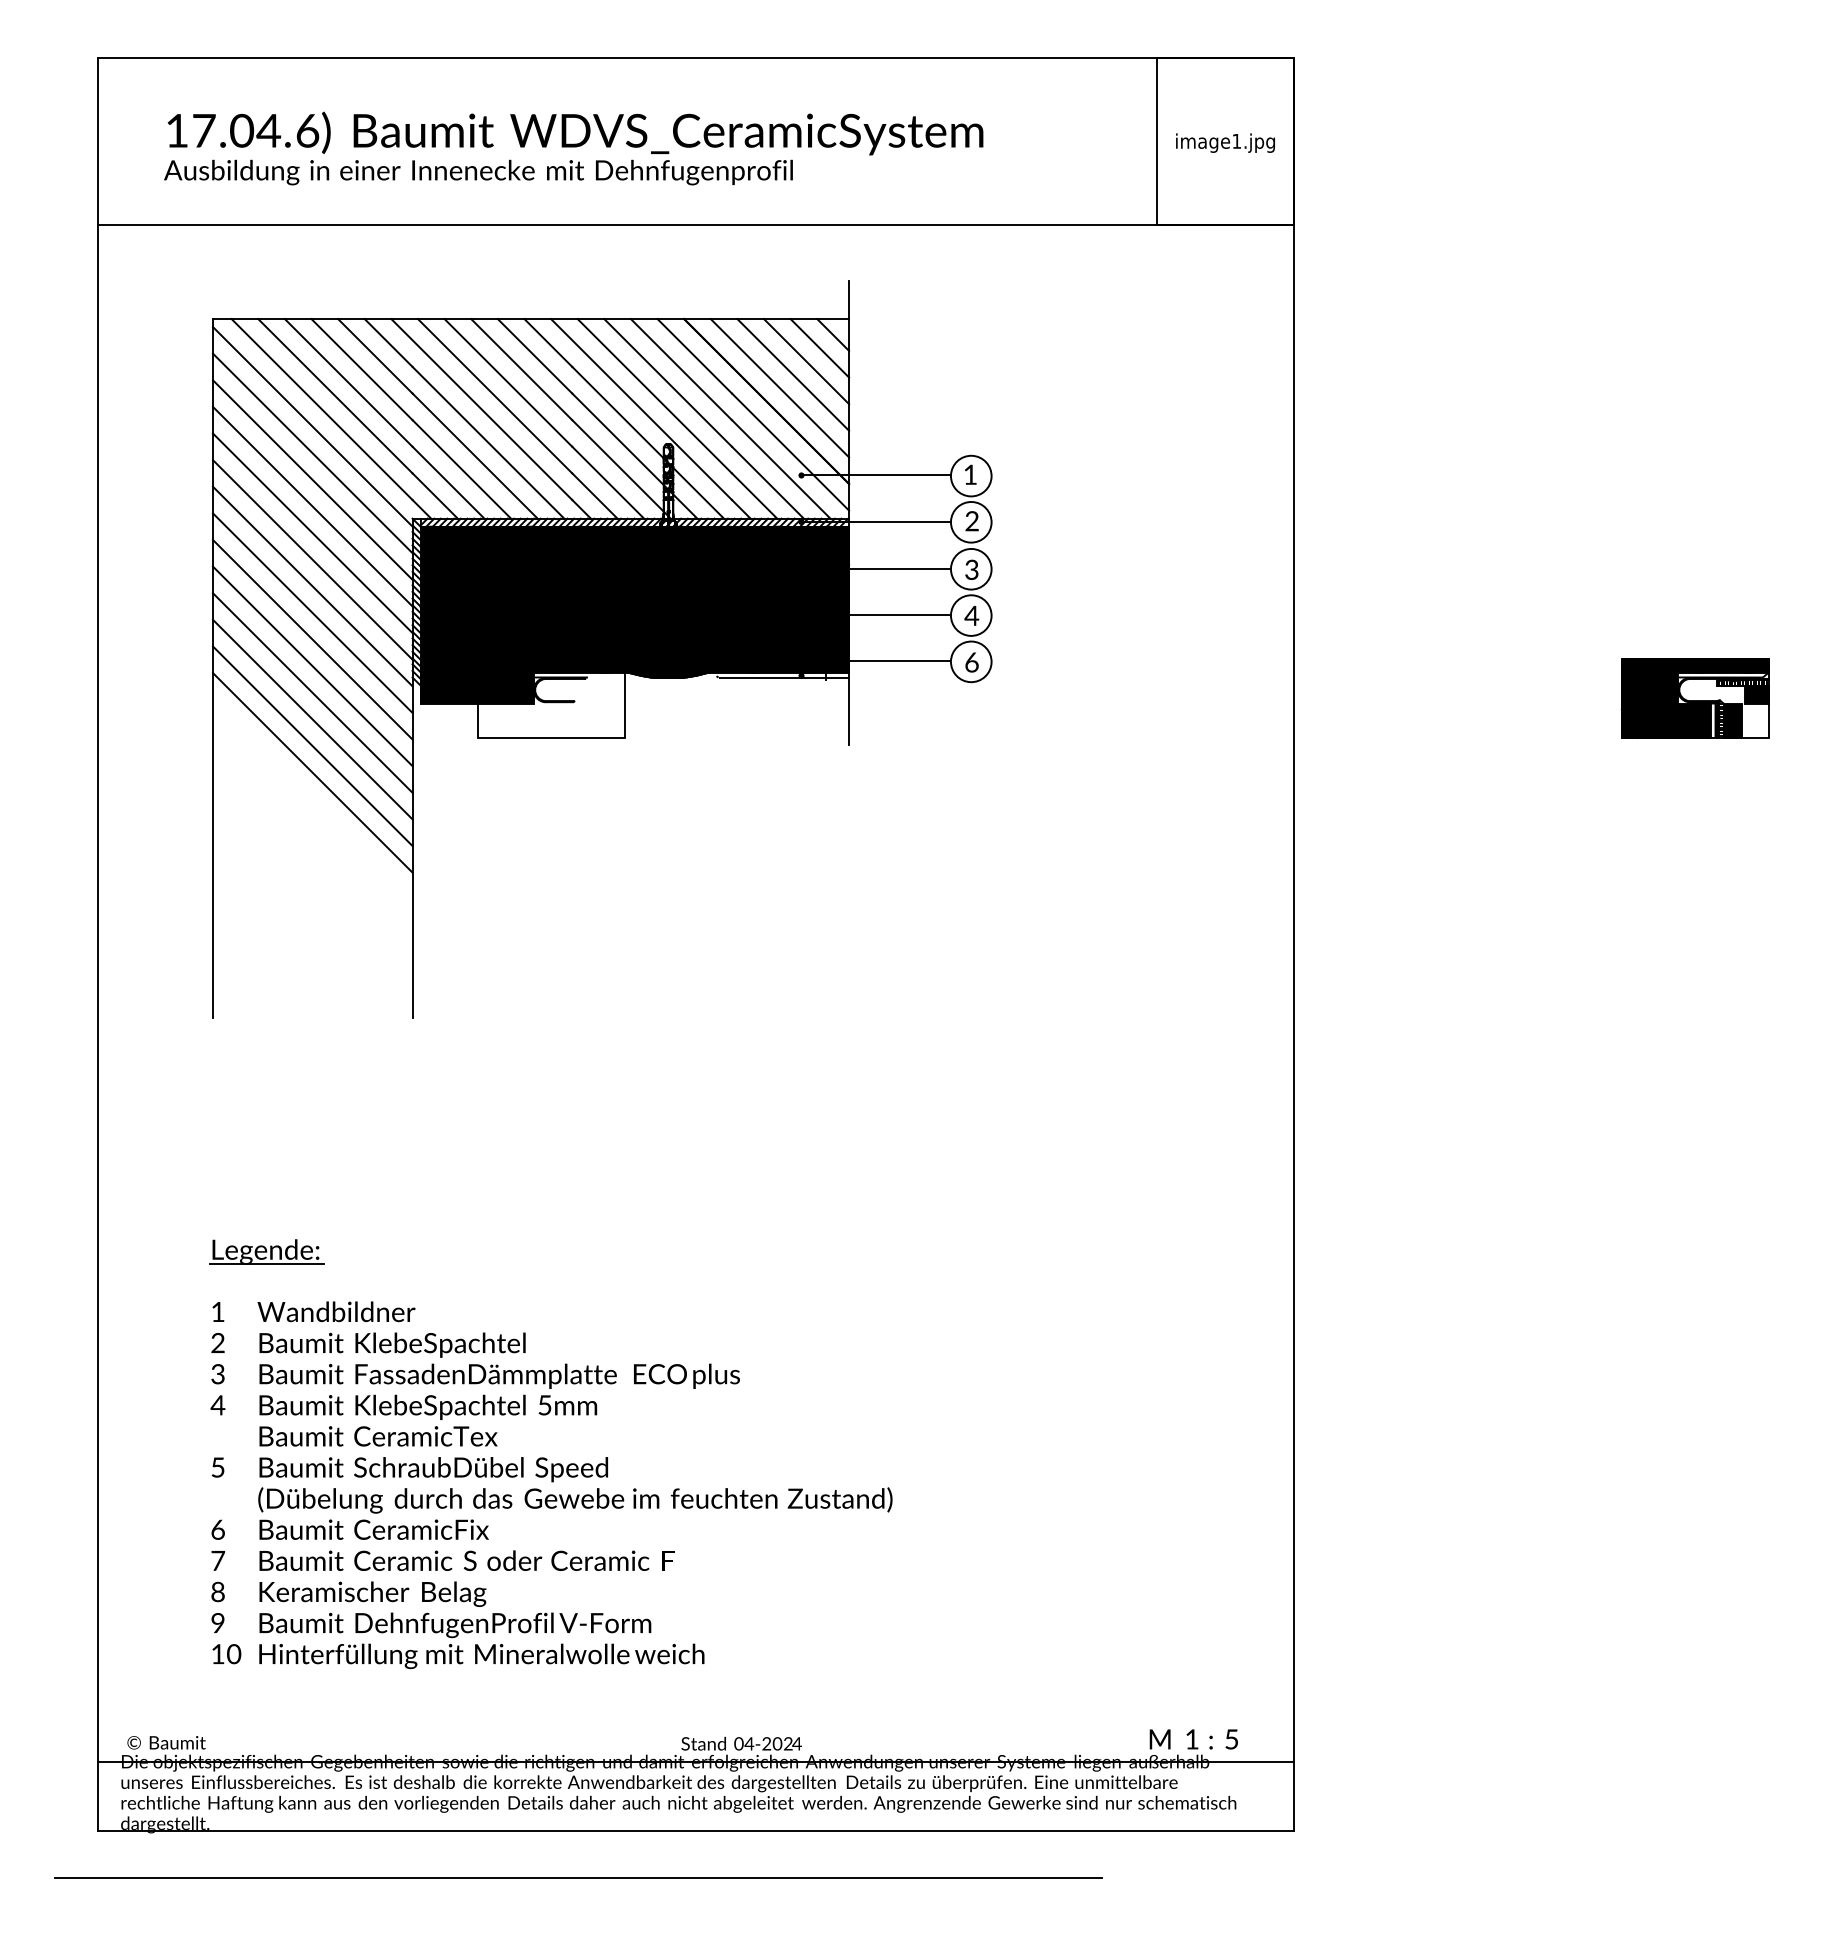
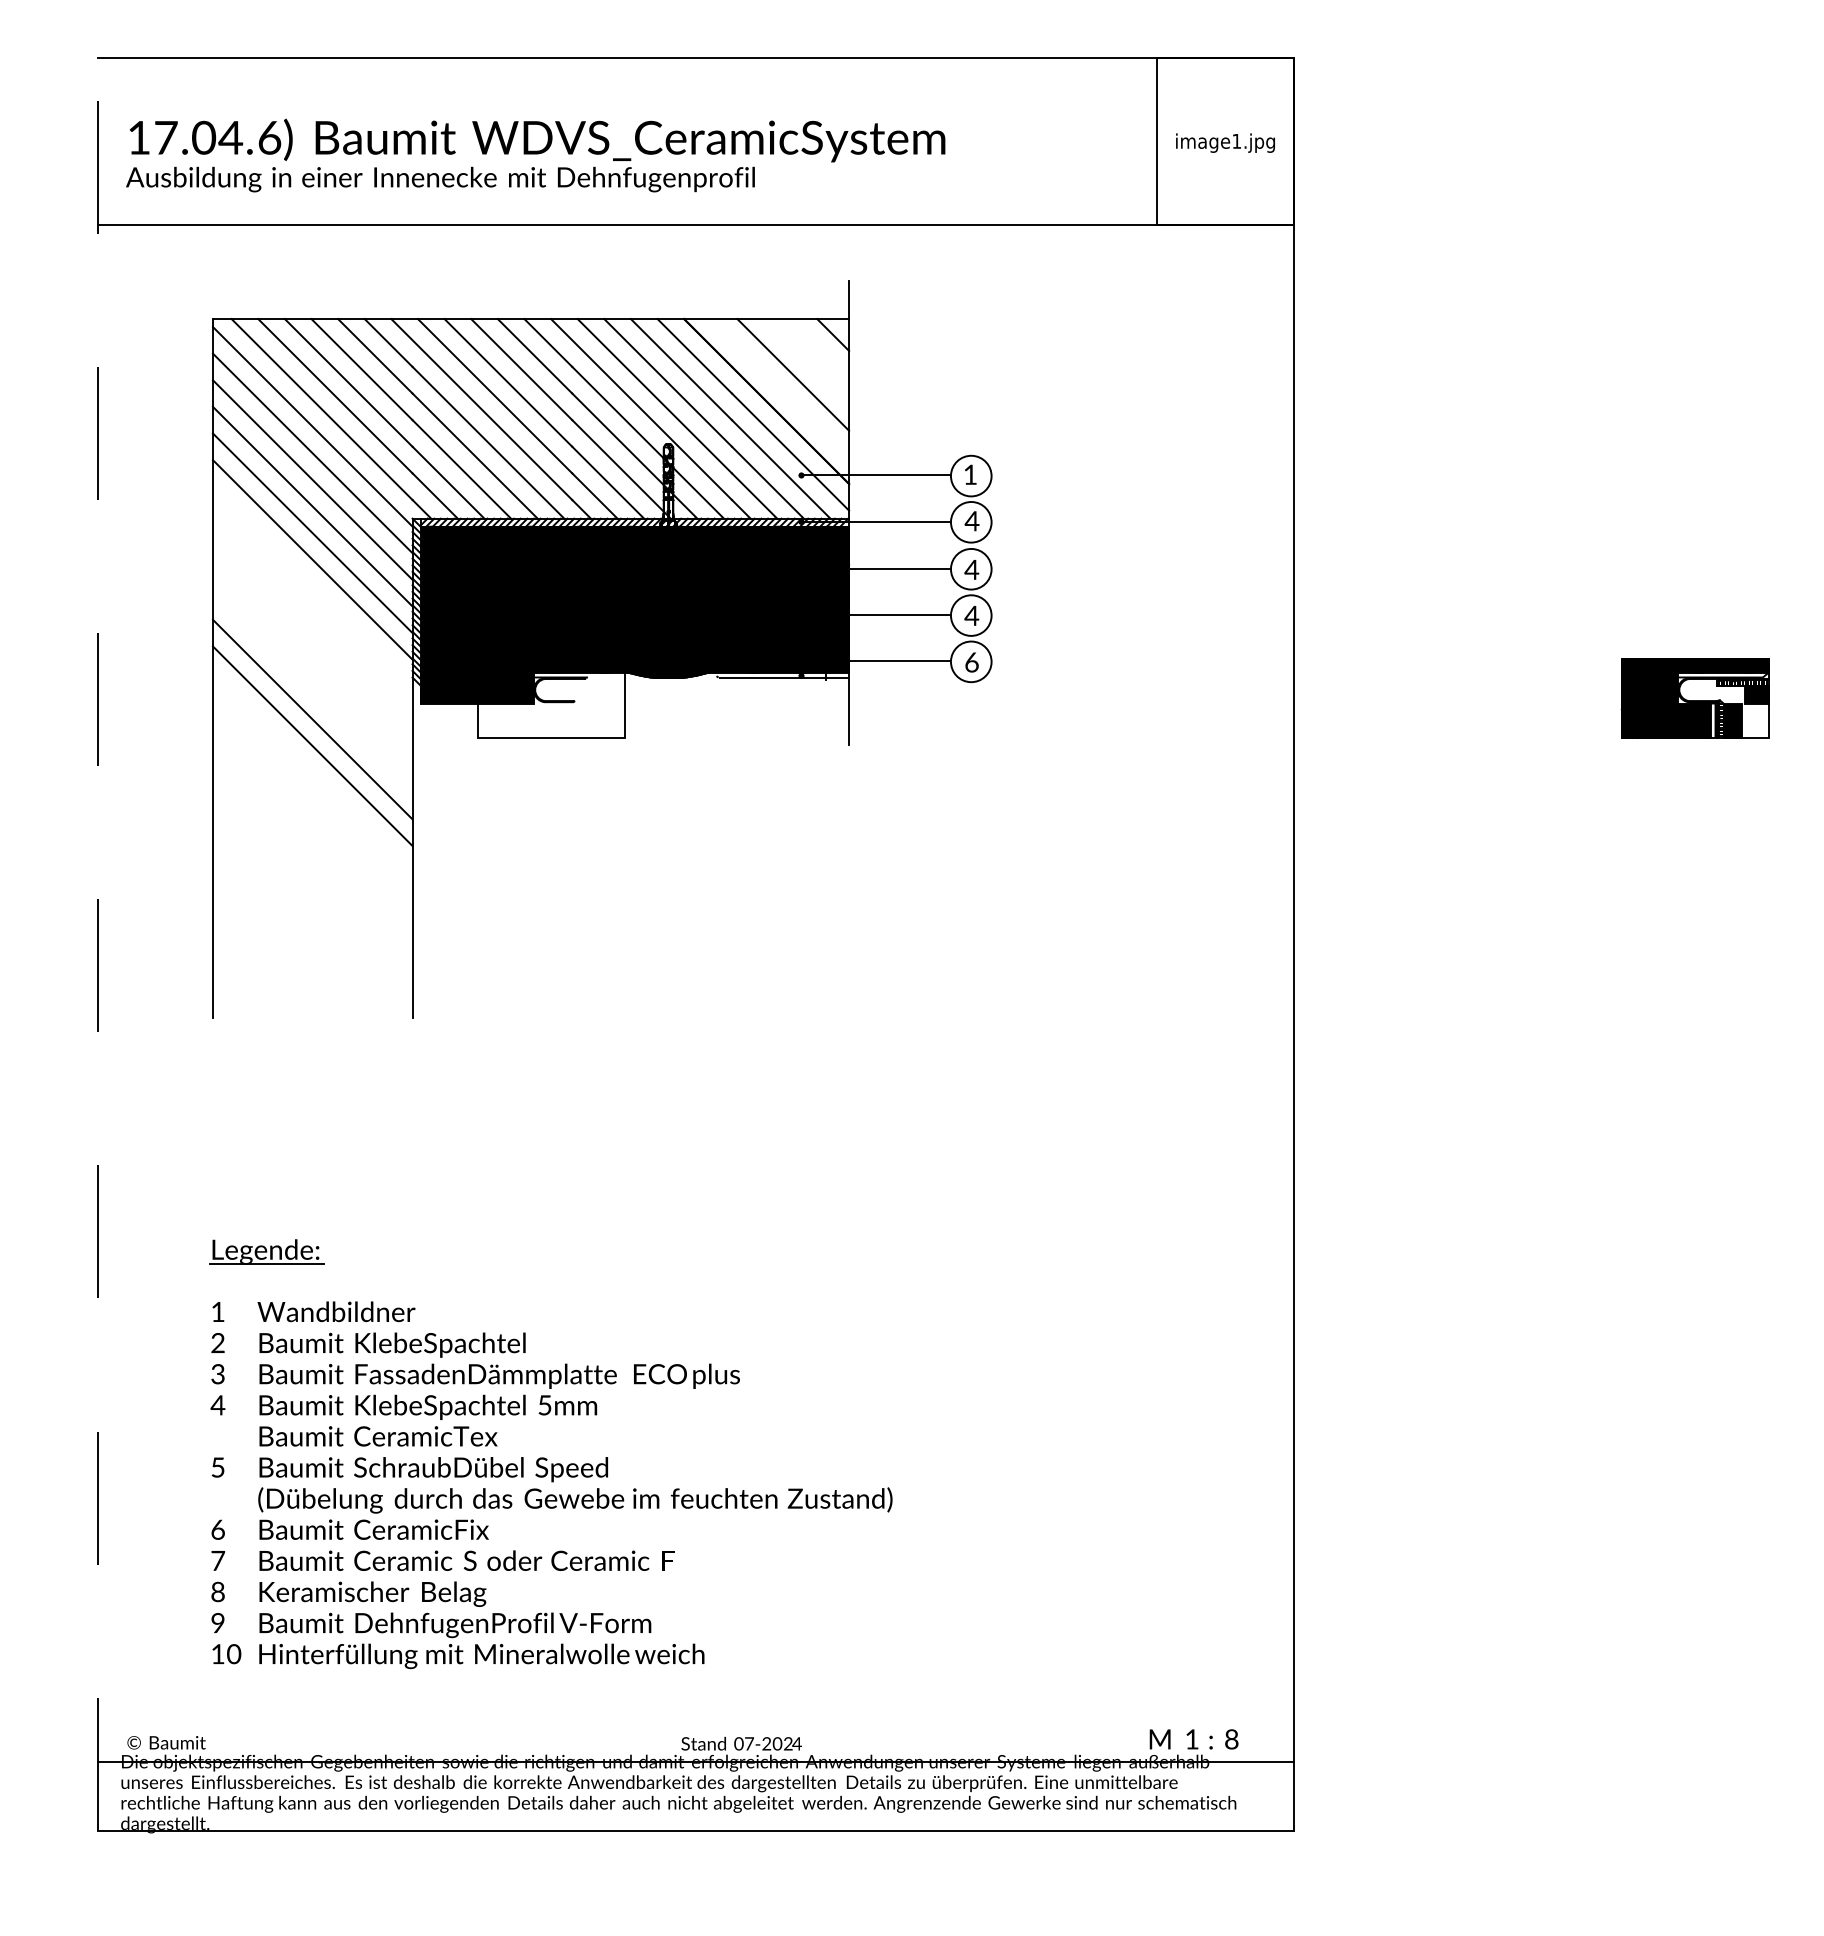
text position: (573, 148) -> (535, 155) (535, 155)
line: present -> none (819, 348)
line: present -> none (806, 361)
line: present -> none (779, 388)
text: 2 -> 4 (971, 521)
text: 3 -> 4 (971, 569)
line: present -> none (312, 586)
line: present -> none (312, 612)
line: present -> none (312, 639)
line: present -> none (312, 666)
line: present -> none (312, 692)
line: present -> none (312, 772)
line: solid -> dashed (98, 943)
text: 5 -> 8 (1231, 1739)
text: 4 -> 7 (749, 1743)
line: present -> none (578, 1877)
